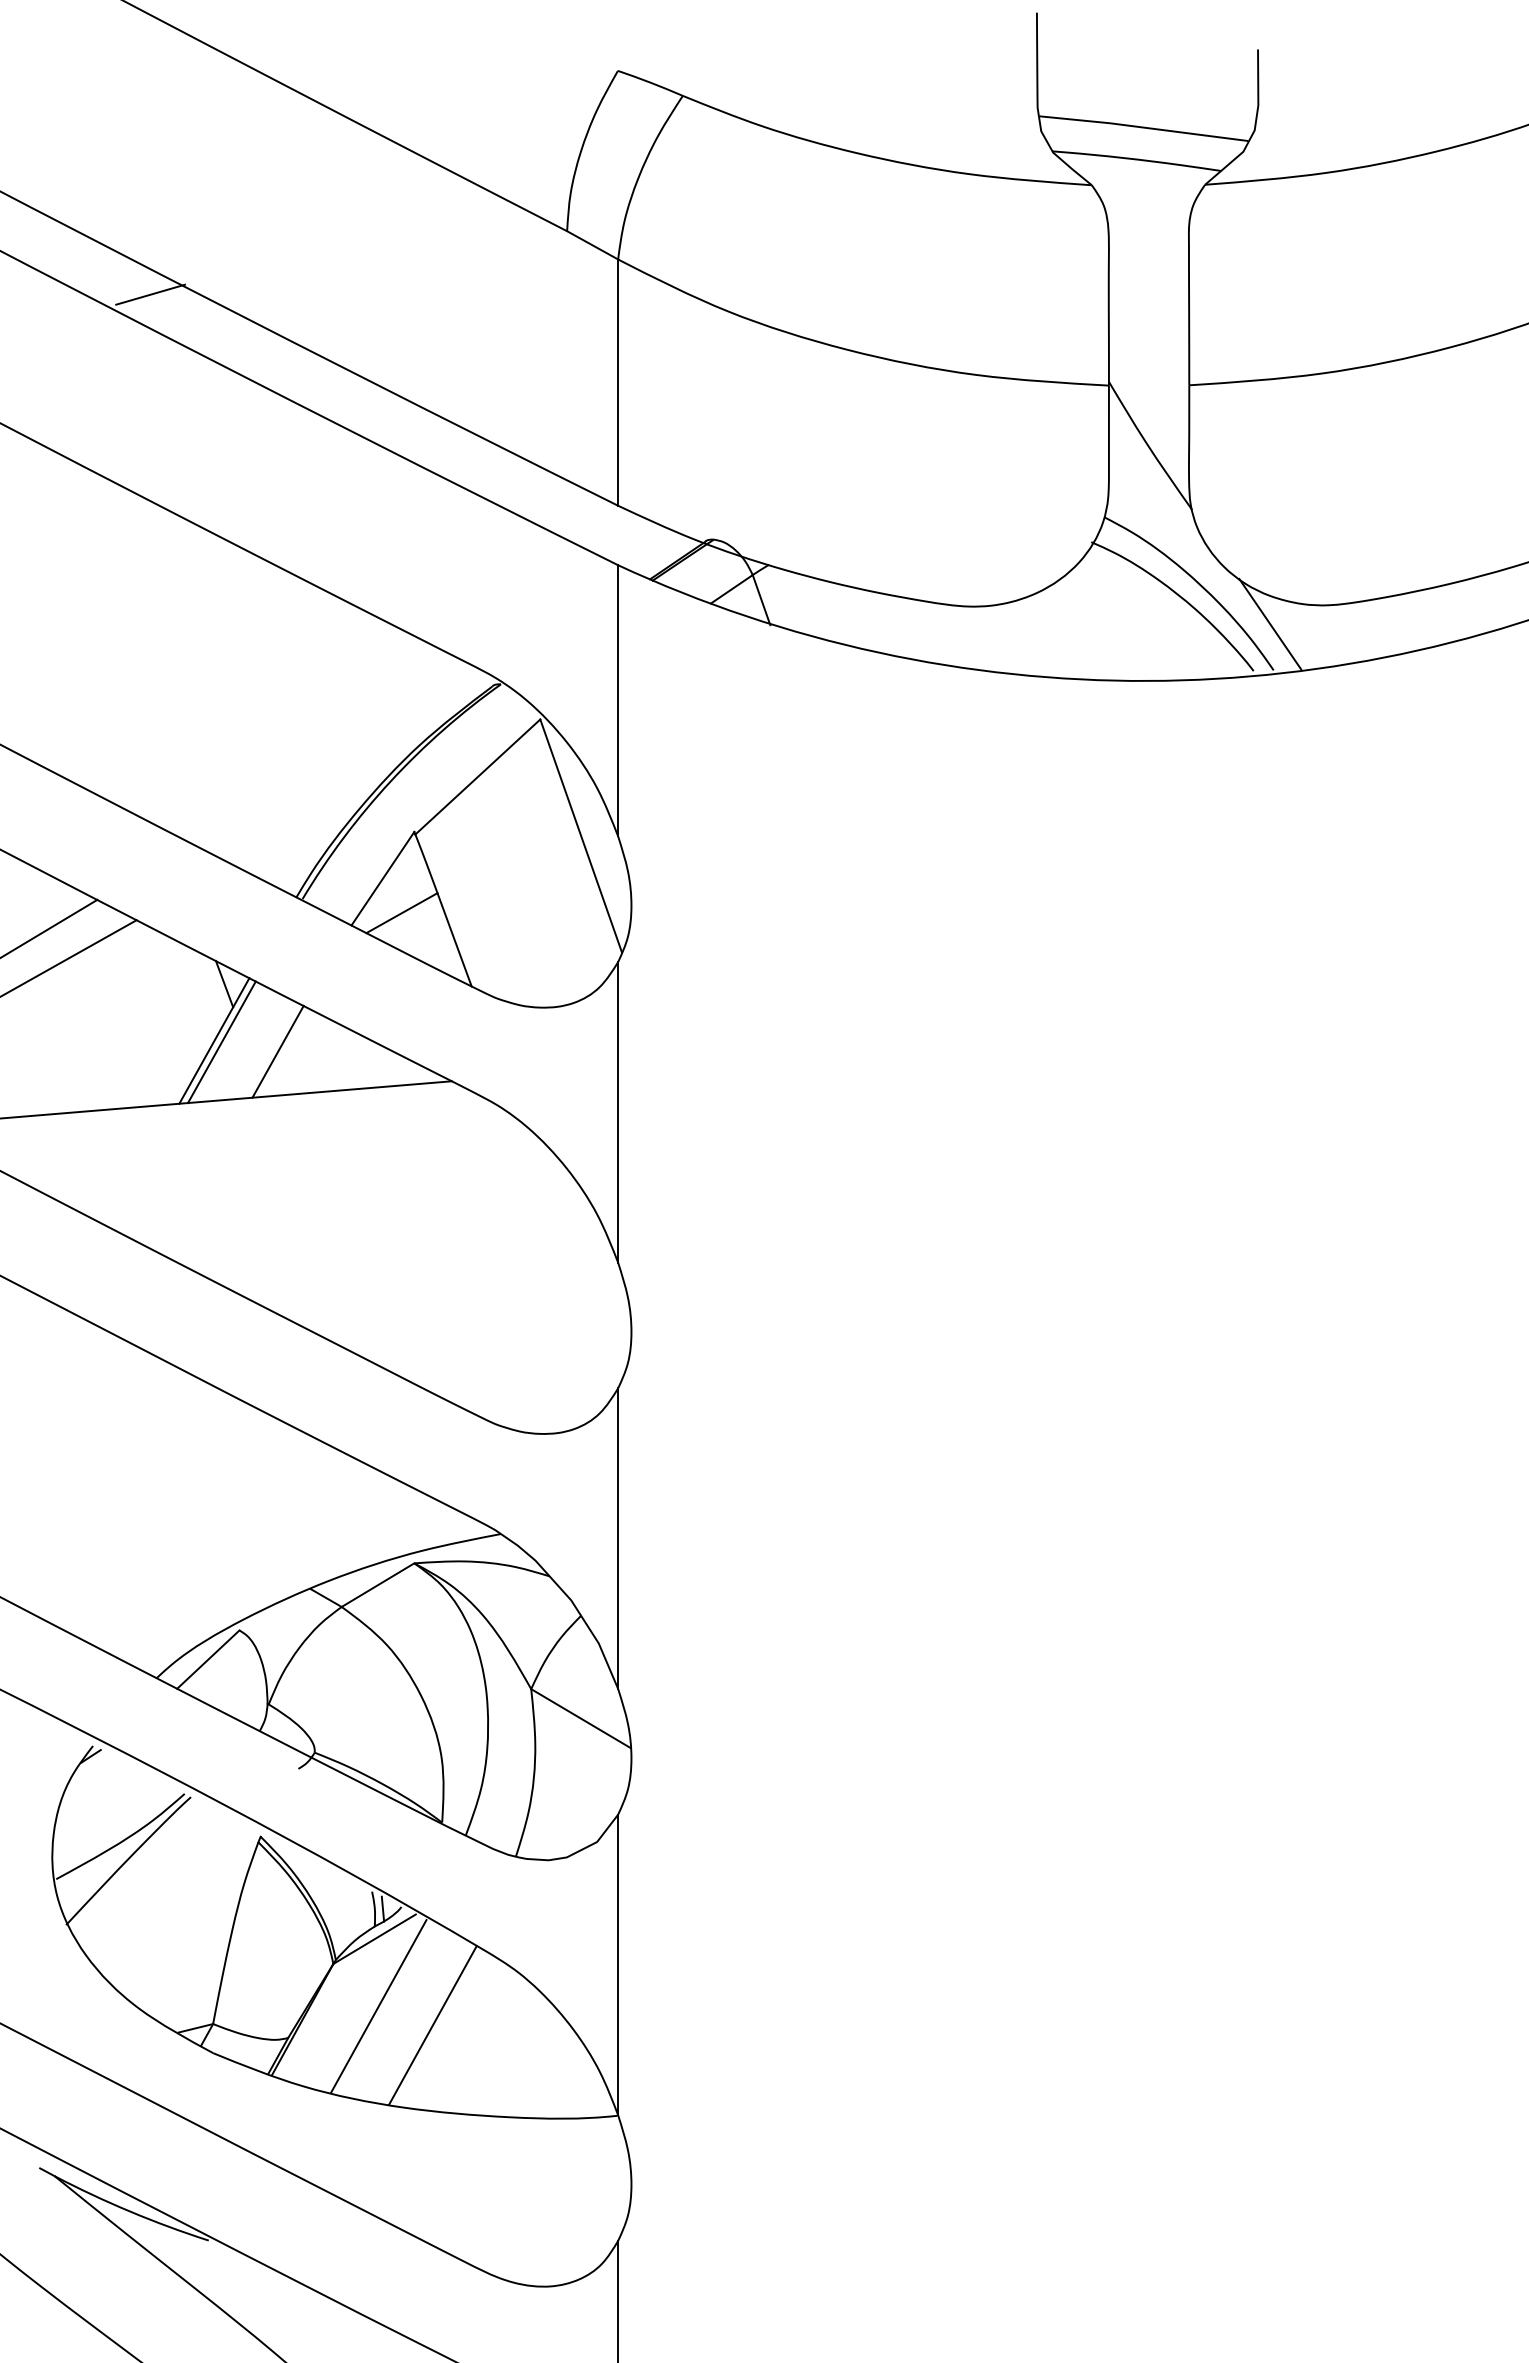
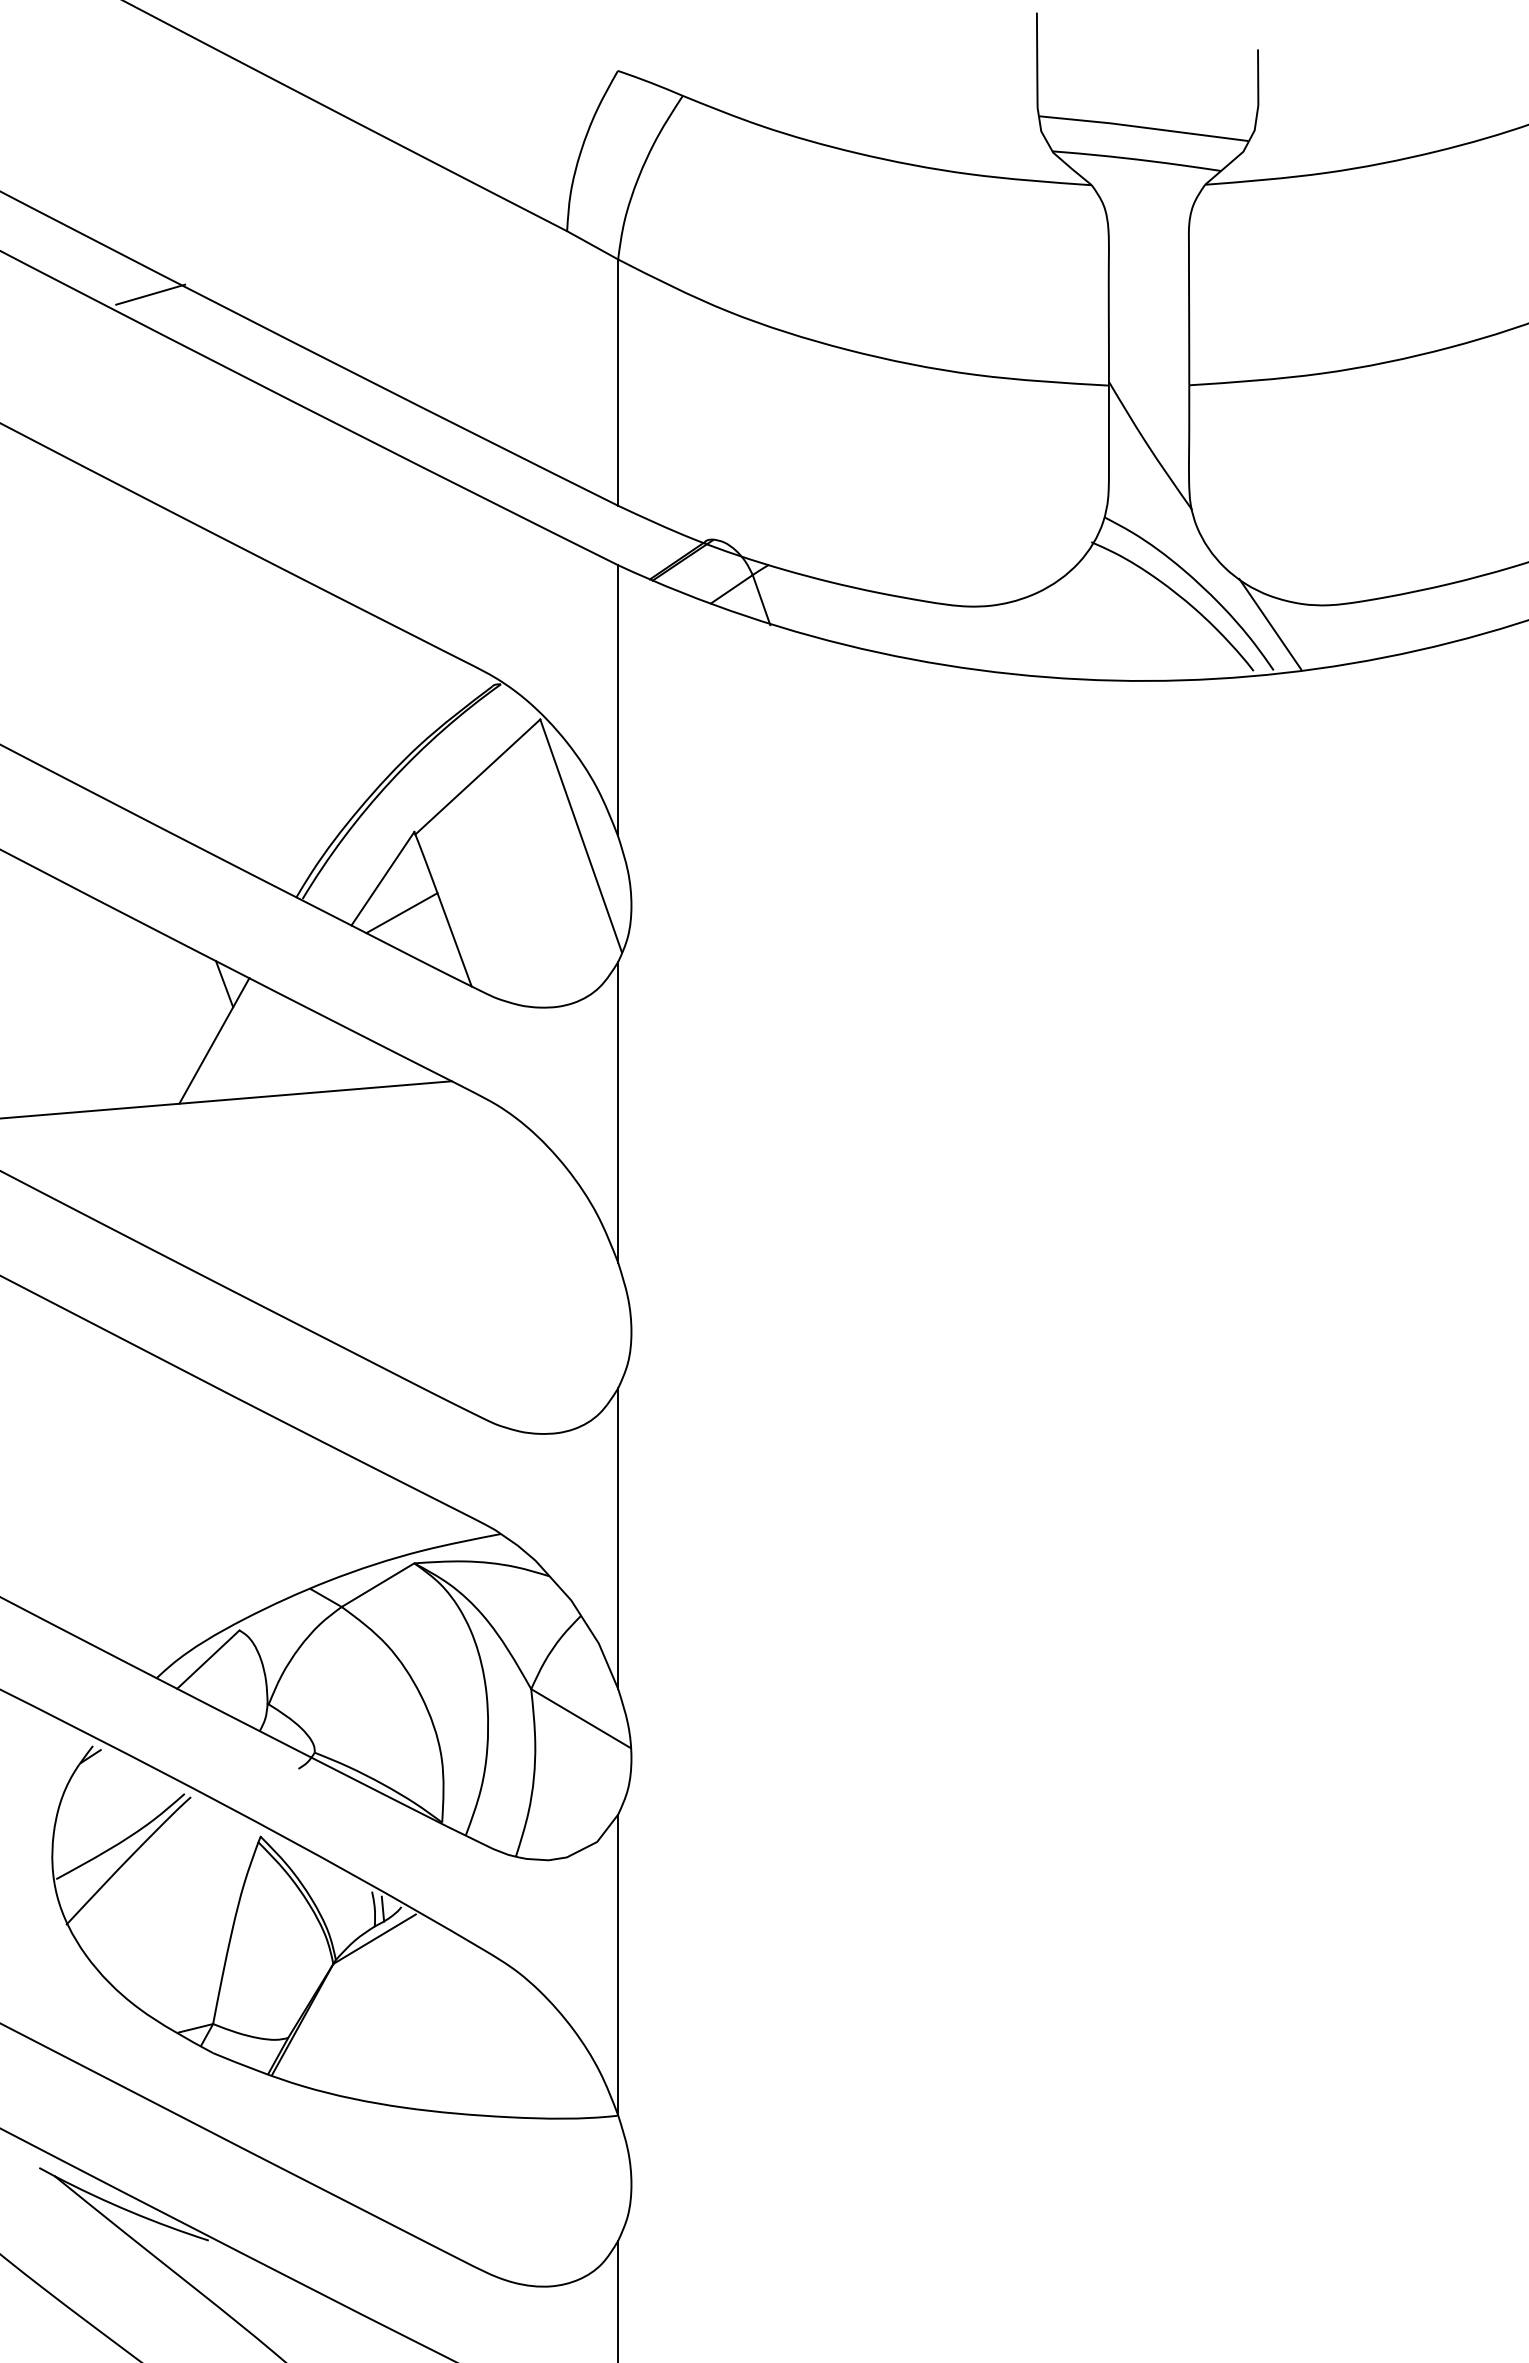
line: present -> none (49, 927)
line: present -> none (69, 957)
line: present -> none (221, 1042)
line: present -> none (277, 1051)
line: present -> none (378, 2006)
line: present -> none (432, 2025)
